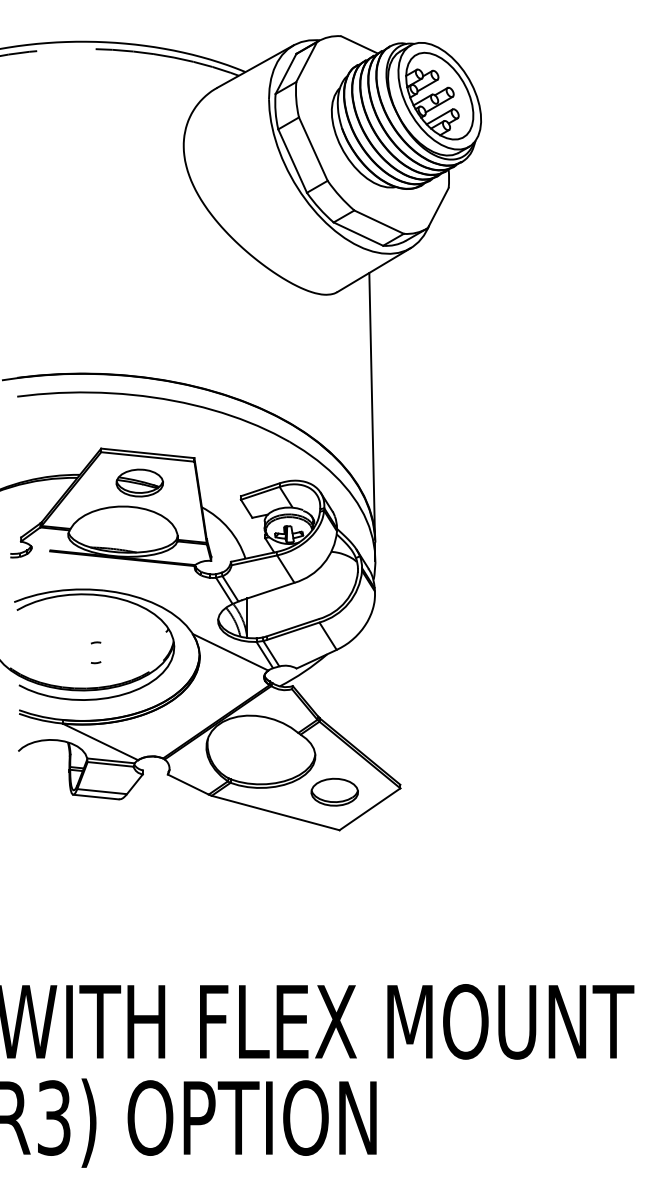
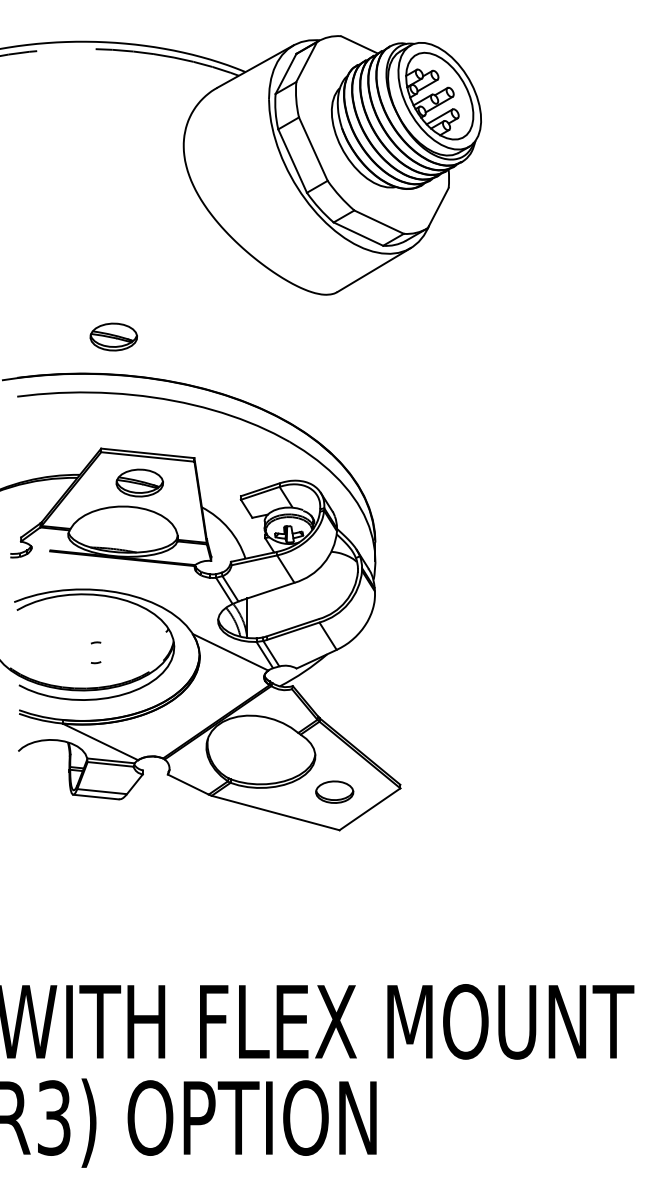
part: none -> present (113, 336)
line: present -> none (371, 401)
part size: 49x30 px -> 40x24 px (334, 791)
